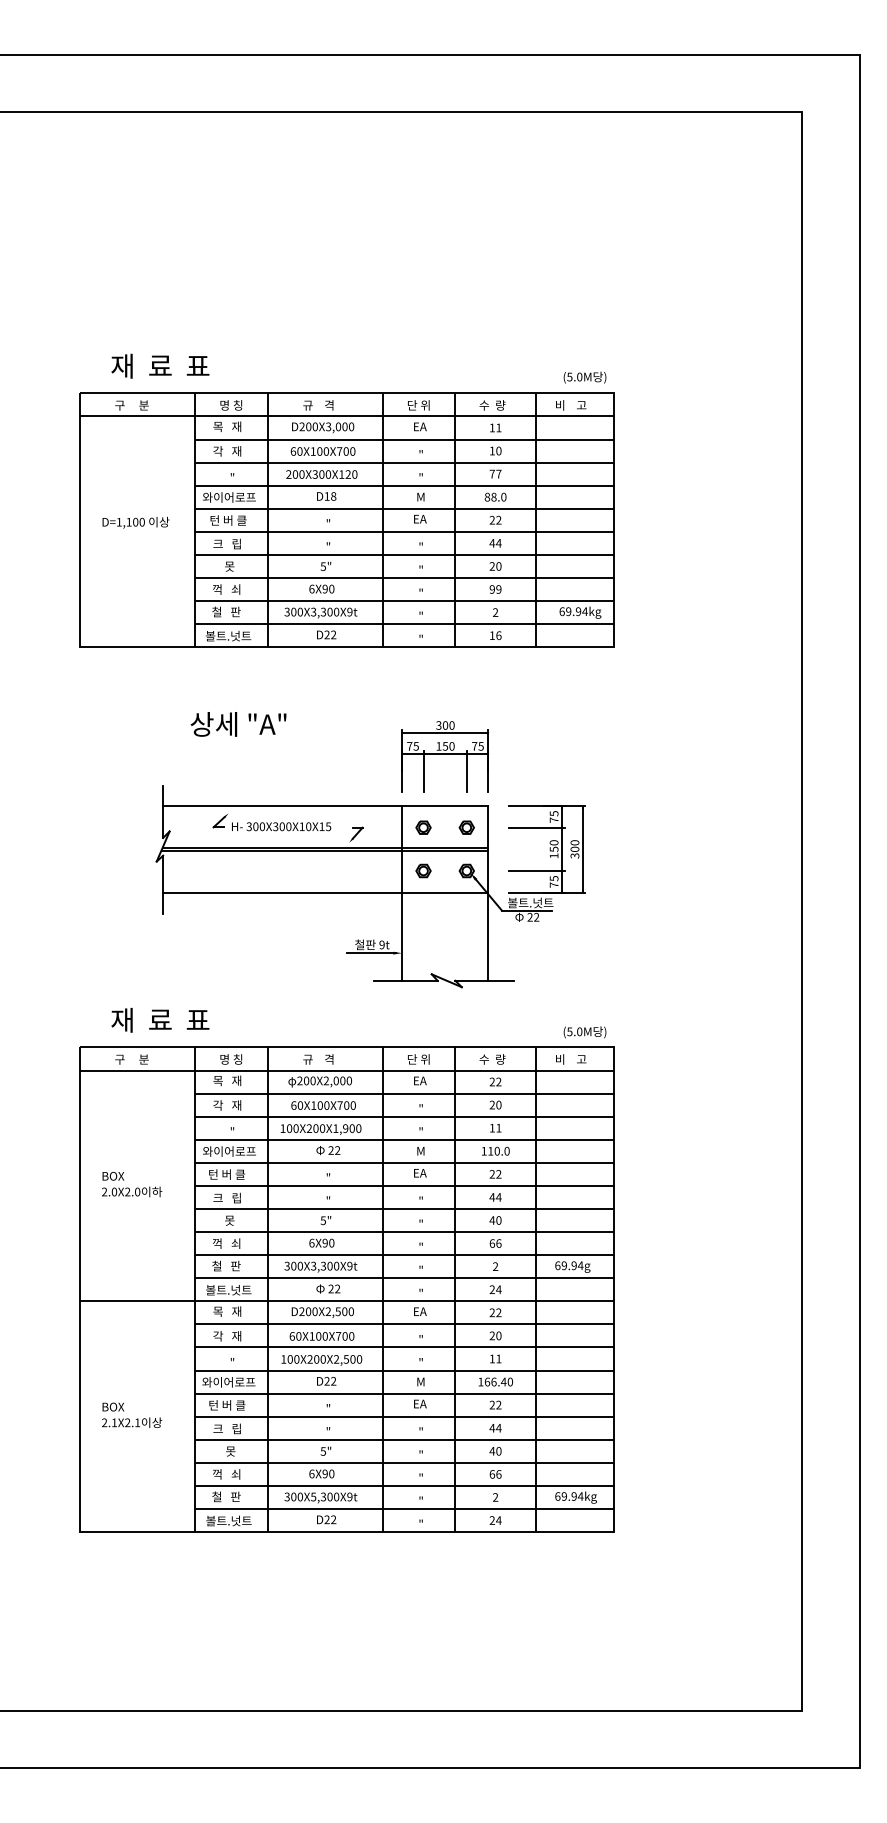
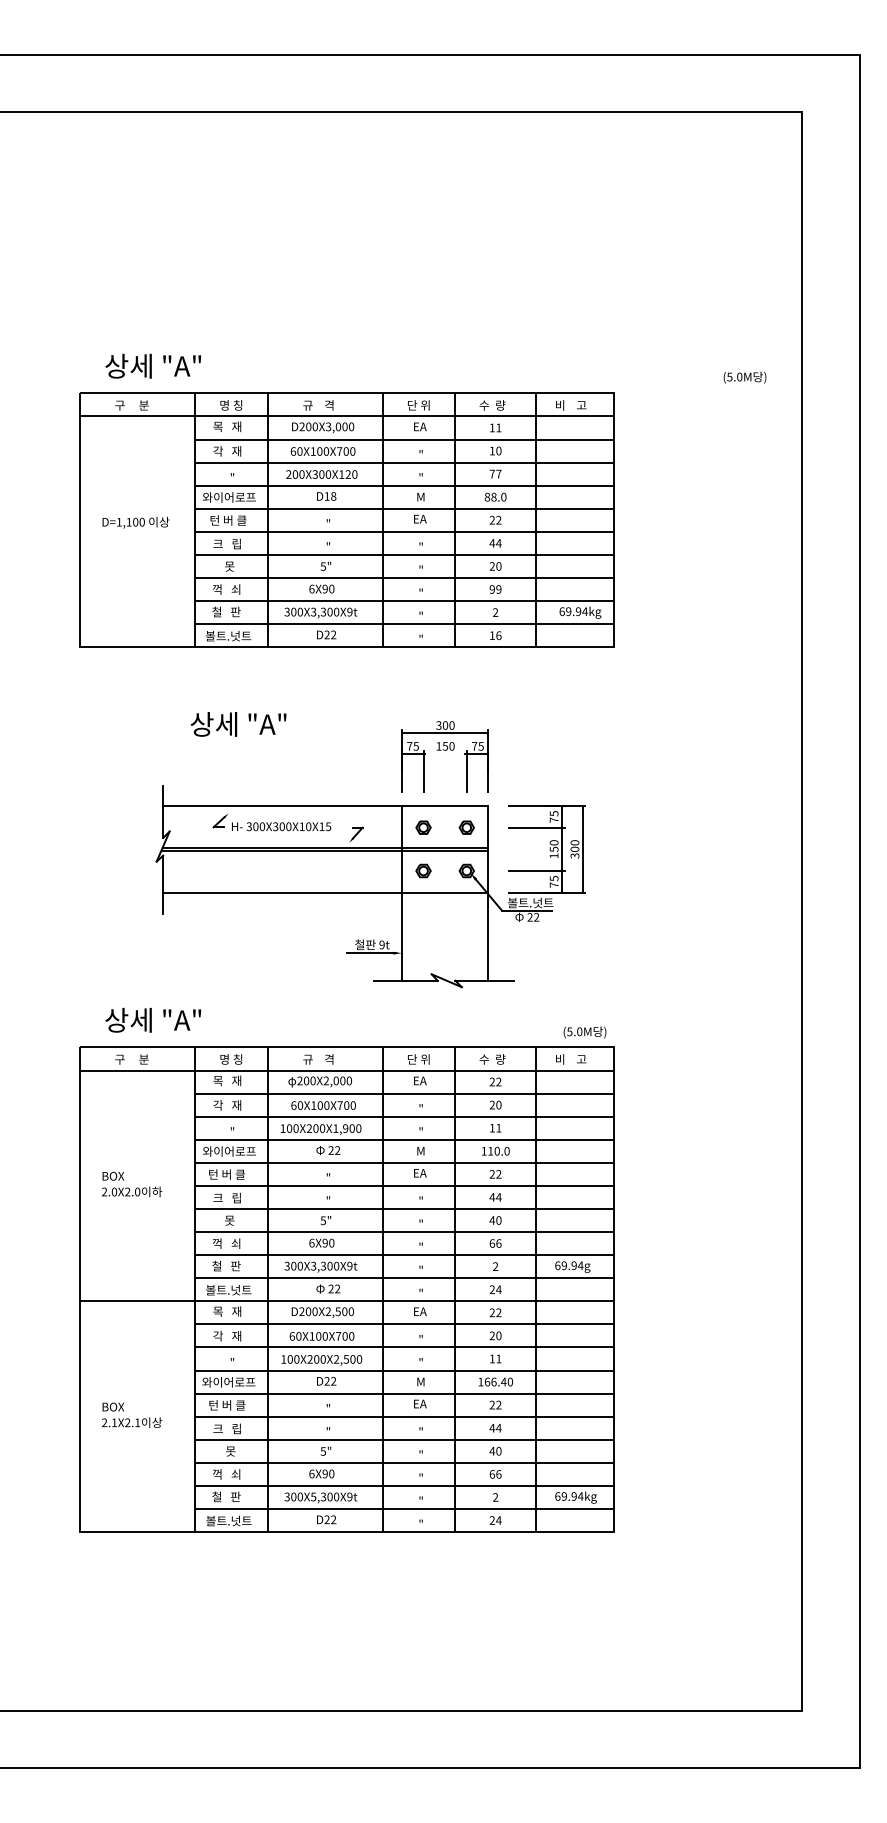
text: 재  료  표 -> 상세 "A" (157, 365)
text position: (584, 377) -> (744, 377) (744, 377)
line: present -> none (444, 753)
text: 재  료  표 -> 상세 "A" (157, 1019)
